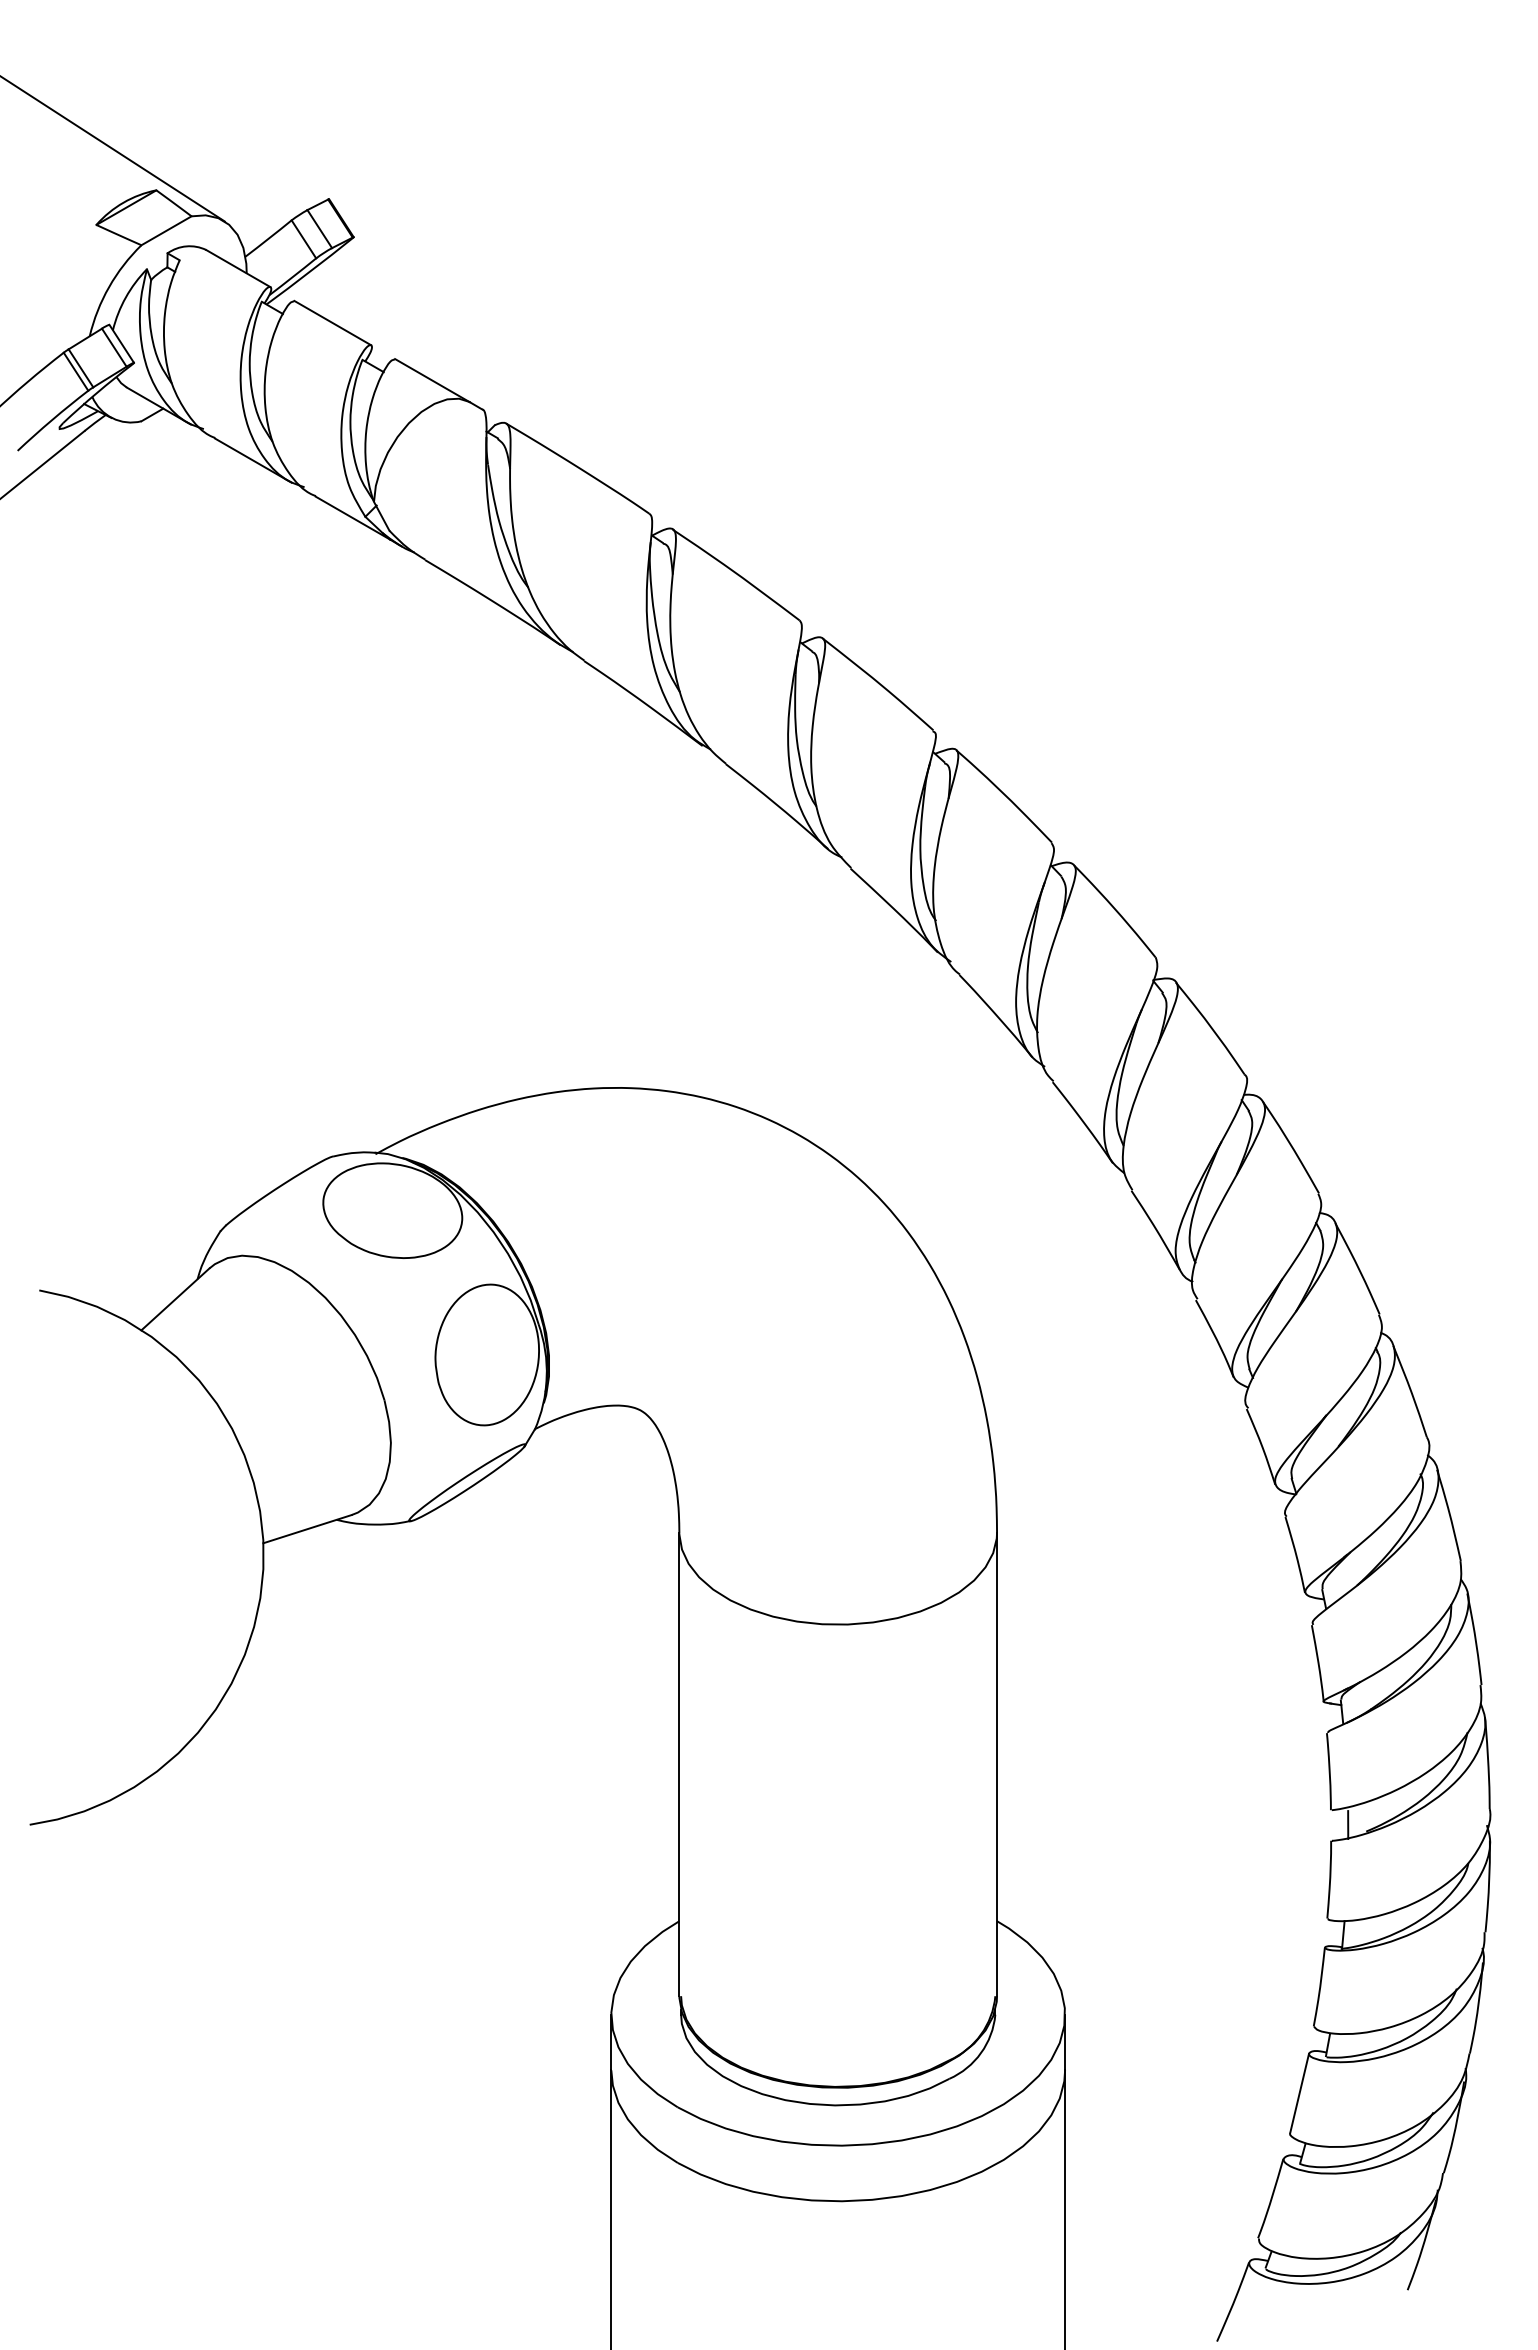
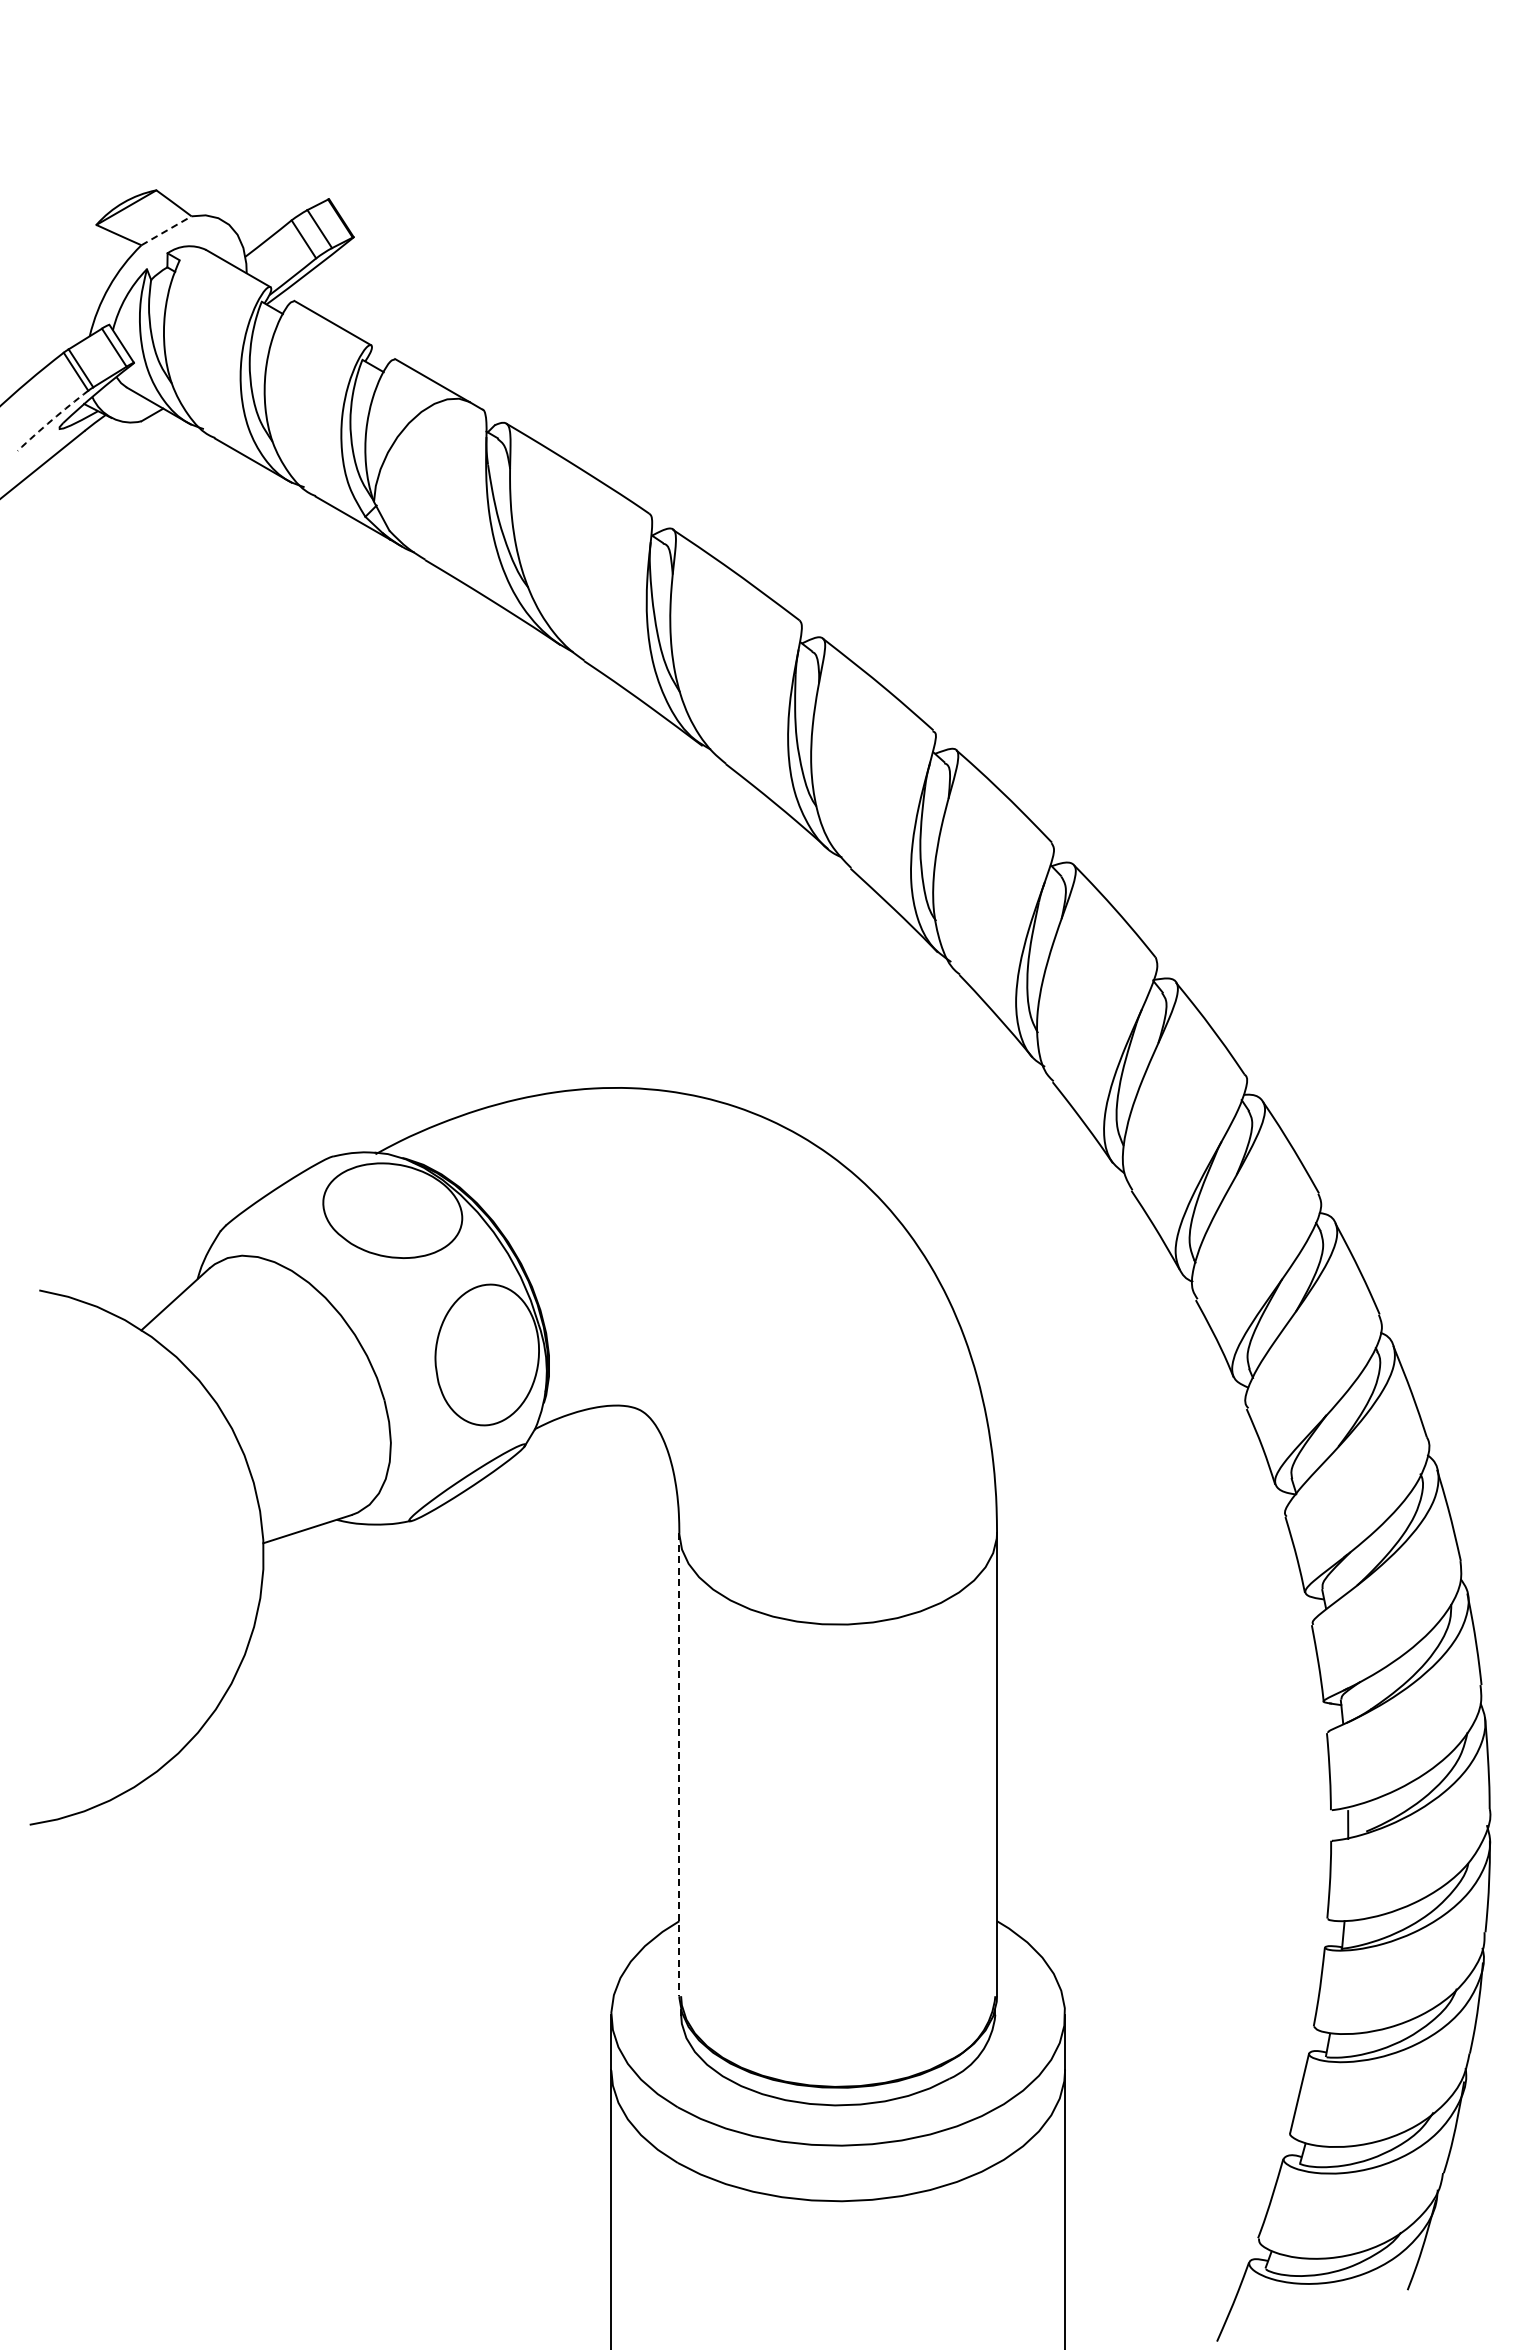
line: present -> none (113, 149)
line: solid -> dashed (166, 230)
arc: solid -> dashed (52, 419)
line: solid -> dashed (679, 1764)
